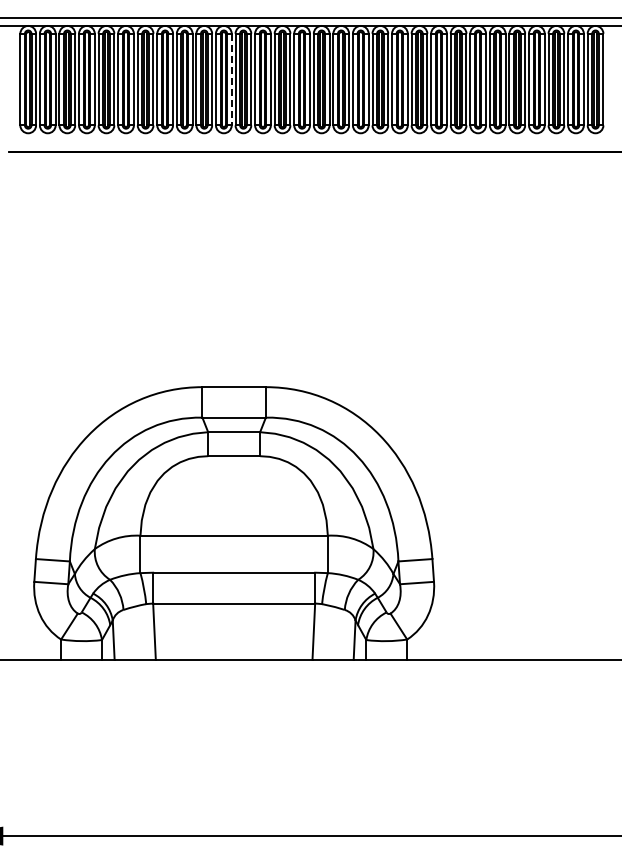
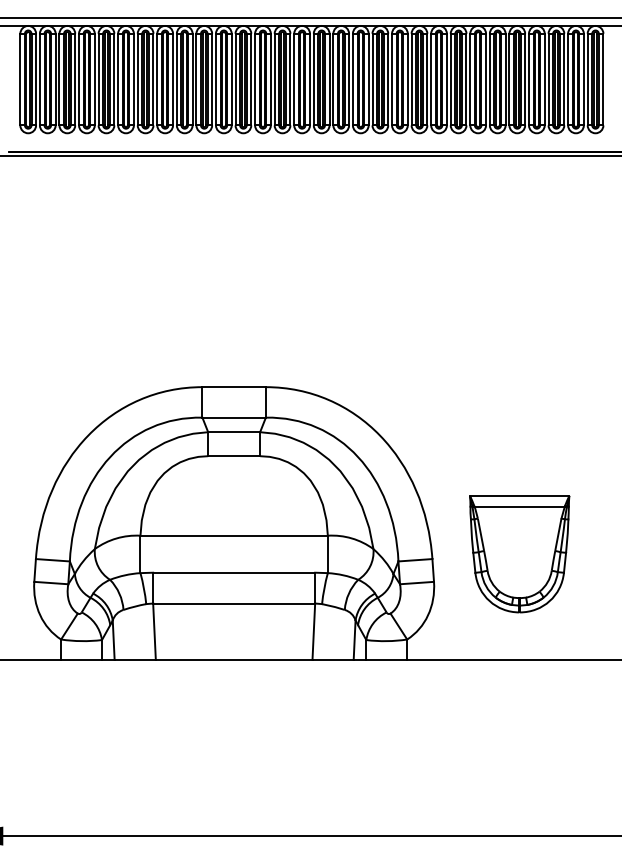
line: dashed -> solid (231, 79)
line: none -> present (310, 156)
part: none -> present (519, 554)
